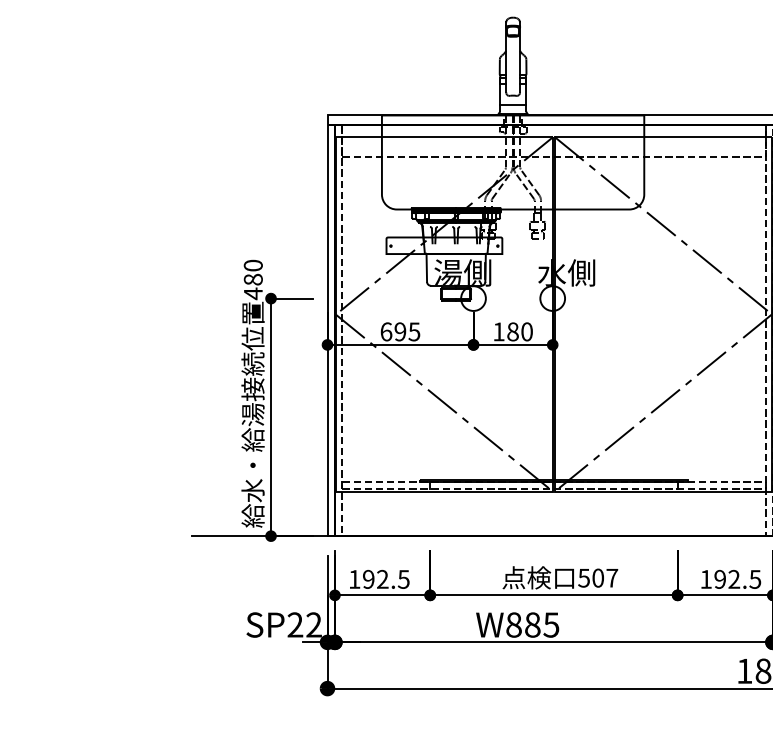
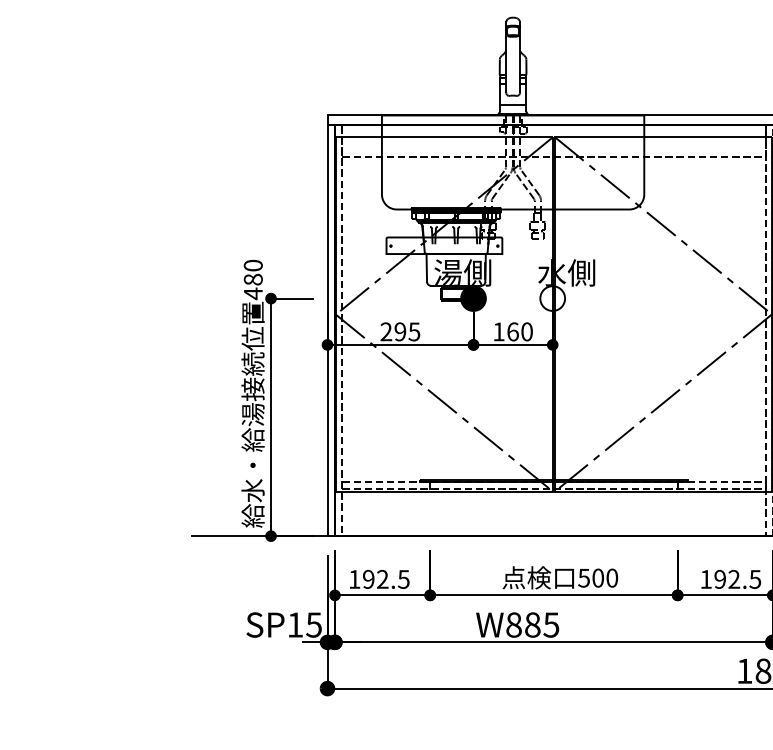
fill: none -> present (473, 298)
text: 695 -> 295 (386, 331)
text: 180 -> 160 (512, 331)
text: 507 -> 500 (612, 577)
text: SP22 -> SP15 (304, 624)
